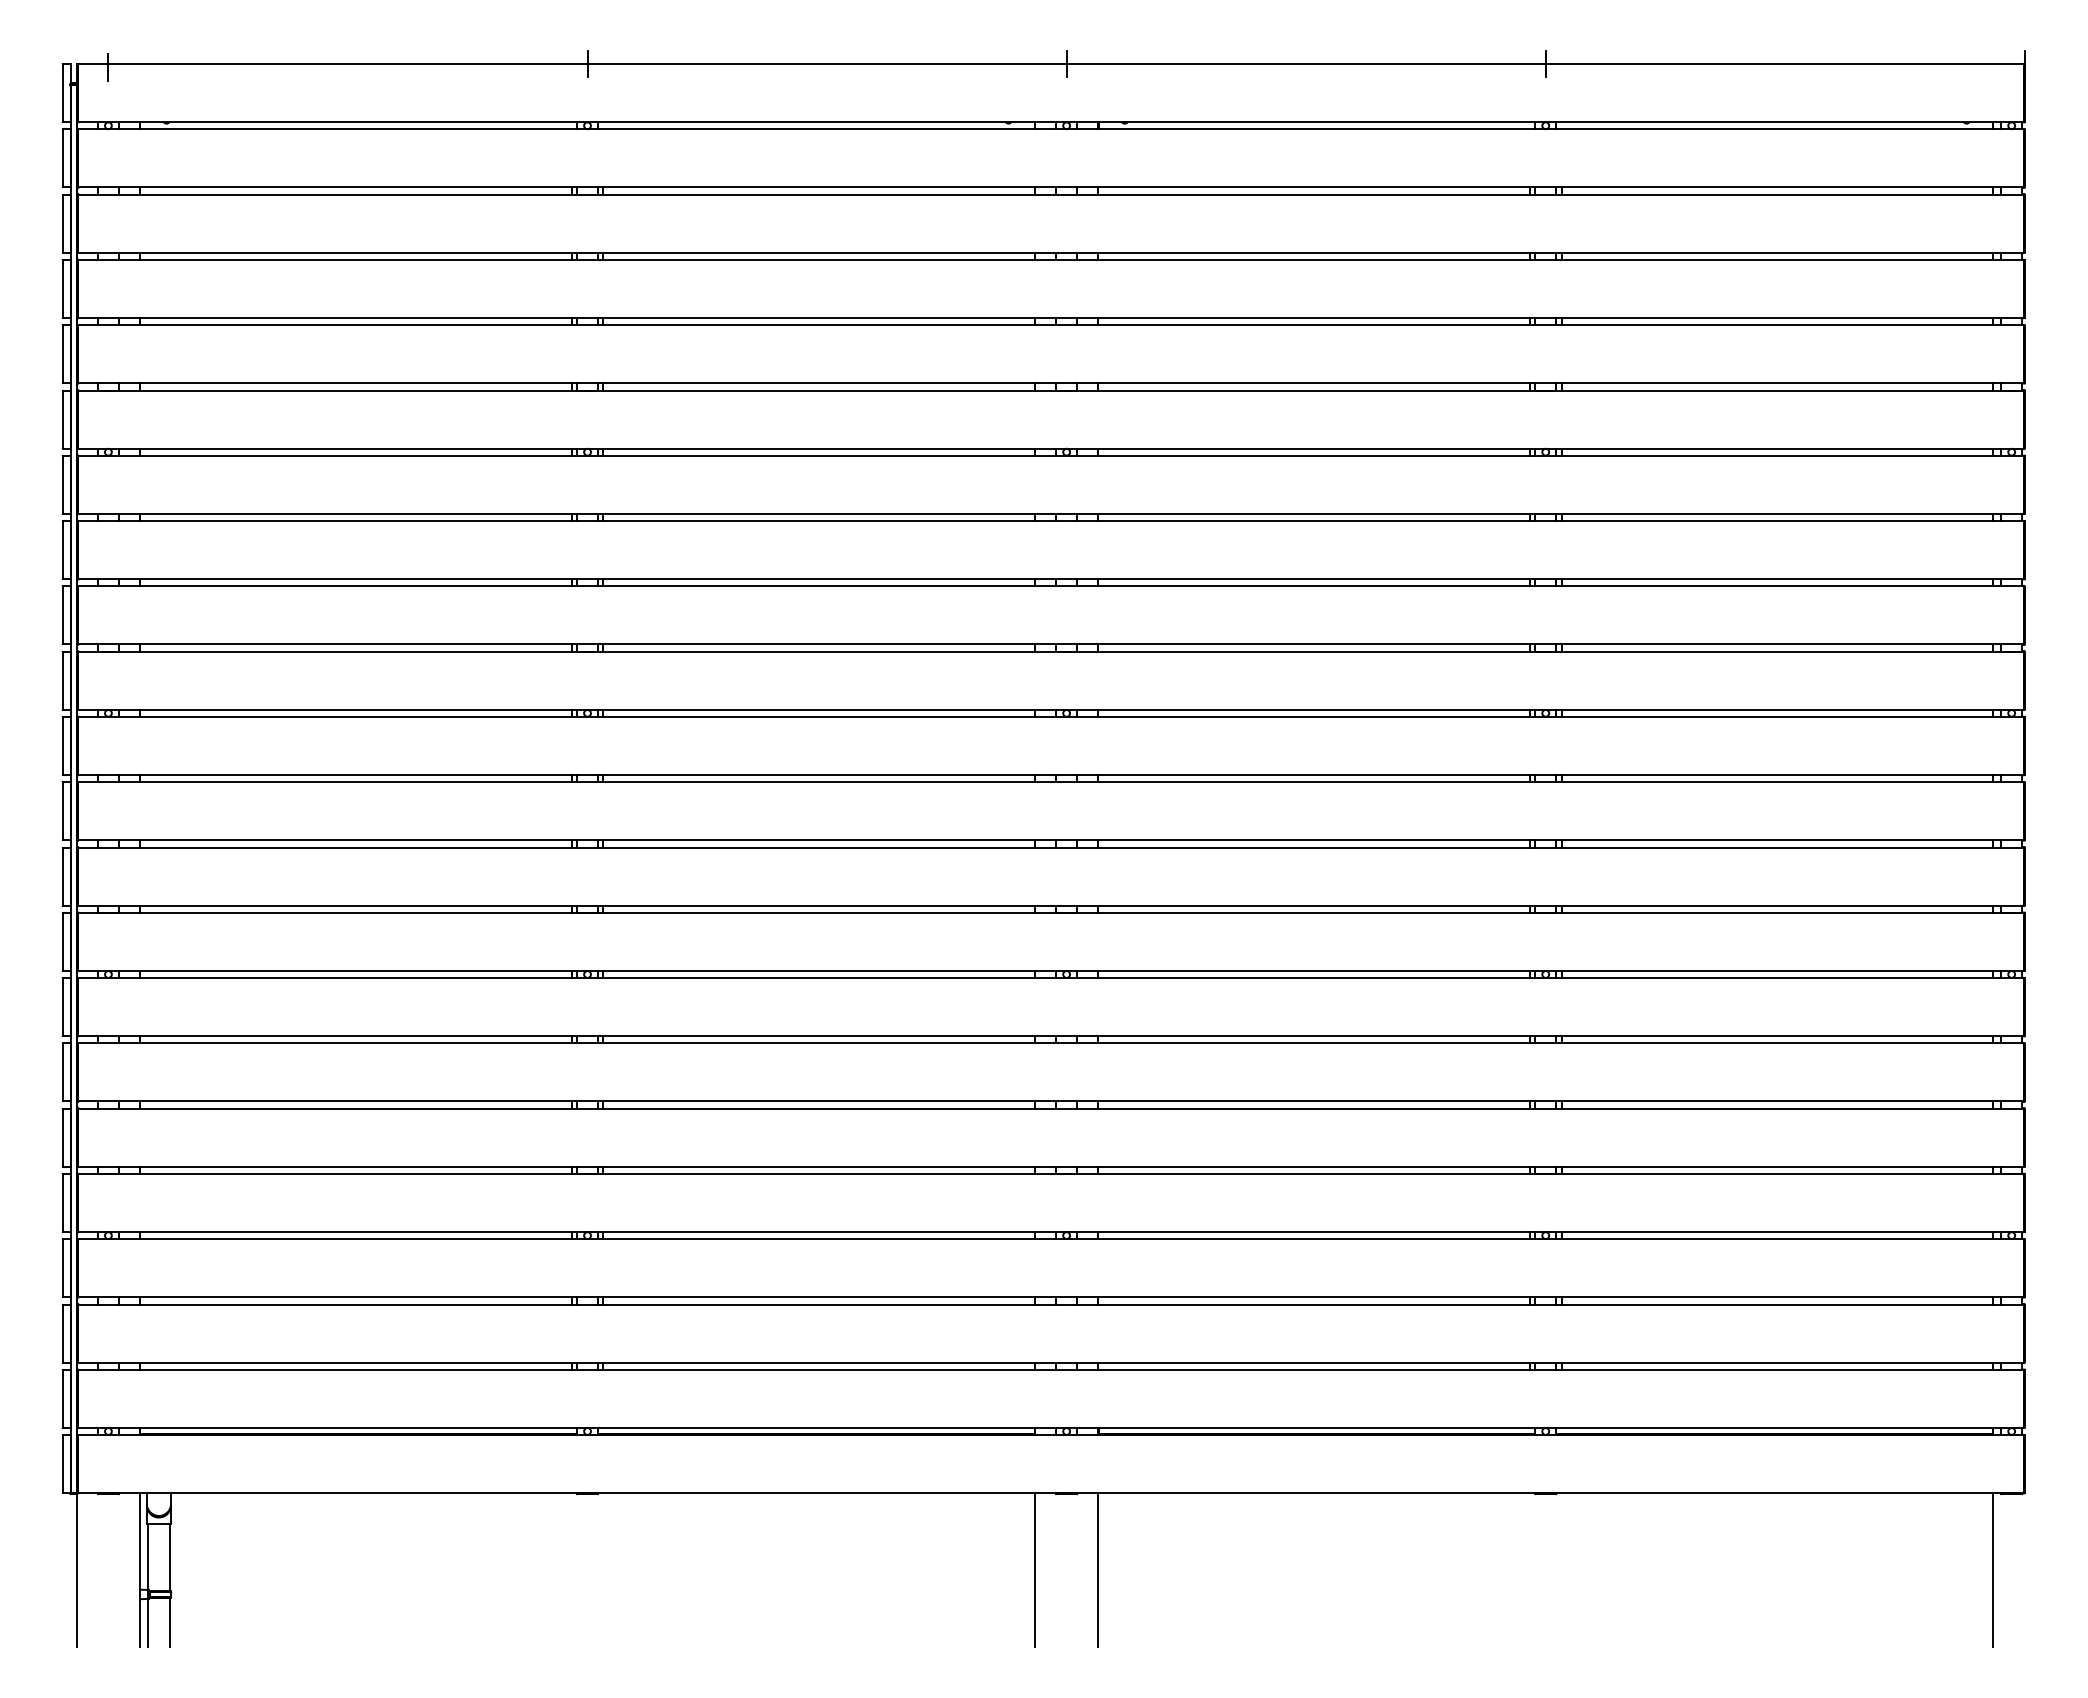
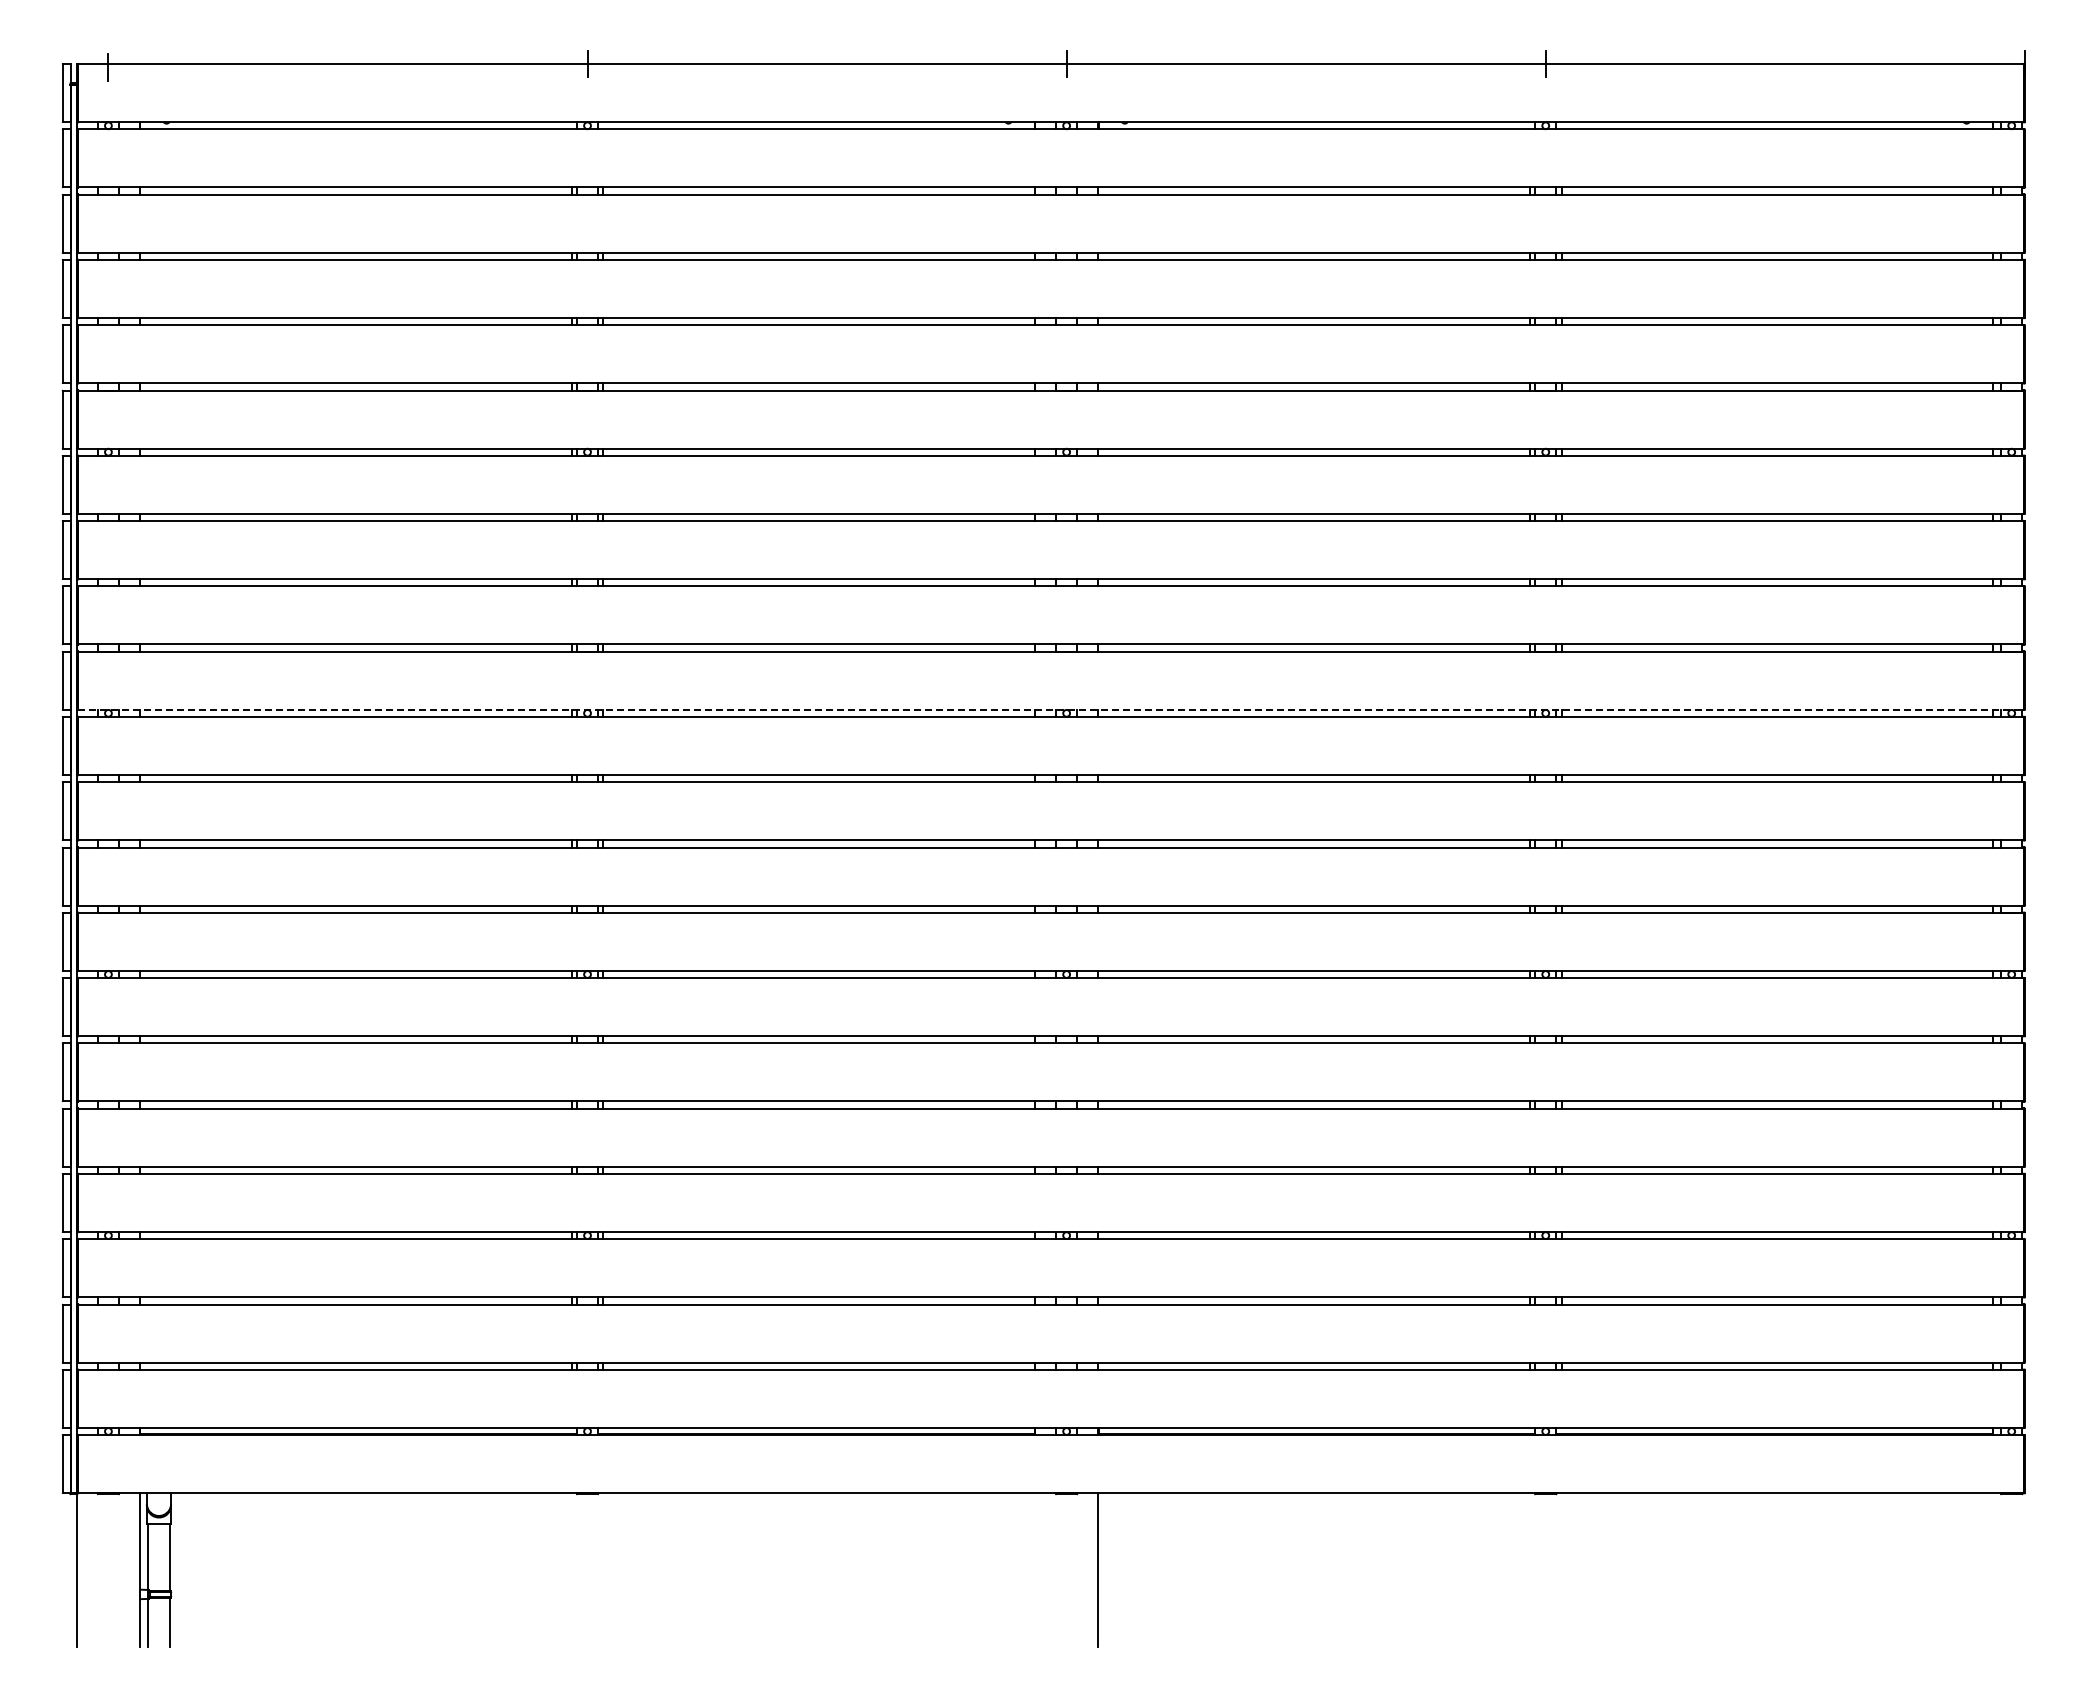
line: solid -> dashed (1050, 709)
line: present -> none (1035, 1570)
line: present -> none (1993, 1570)
